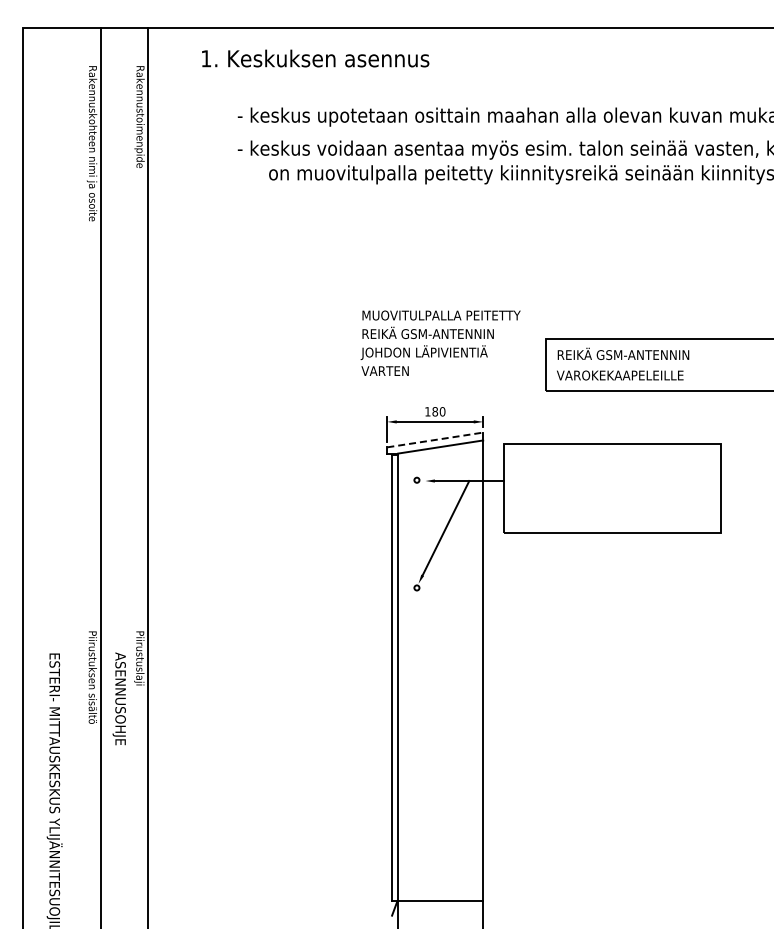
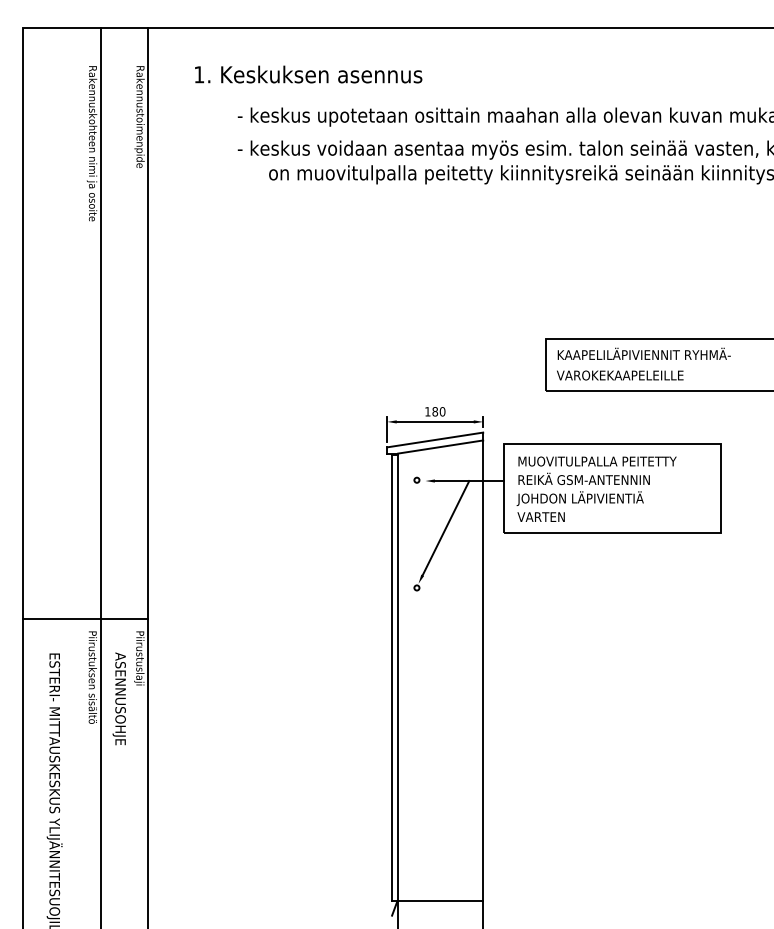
text position: (315, 58) -> (308, 74) (308, 74)
text position: (440, 342) -> (596, 488) (596, 488)
text: REIKÄ GSM-ANTENNIN -> KAAPELILÄPIVIENNIT RYHMÄ- (644, 353)
line: dashed -> solid (435, 439)
line: none -> present (85, 618)
